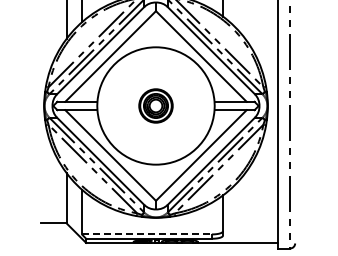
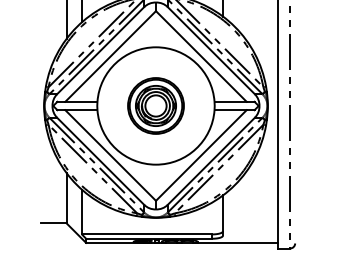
part size: 36x36 px -> 58x58 px (155, 105)
line: dashed -> solid (146, 234)
